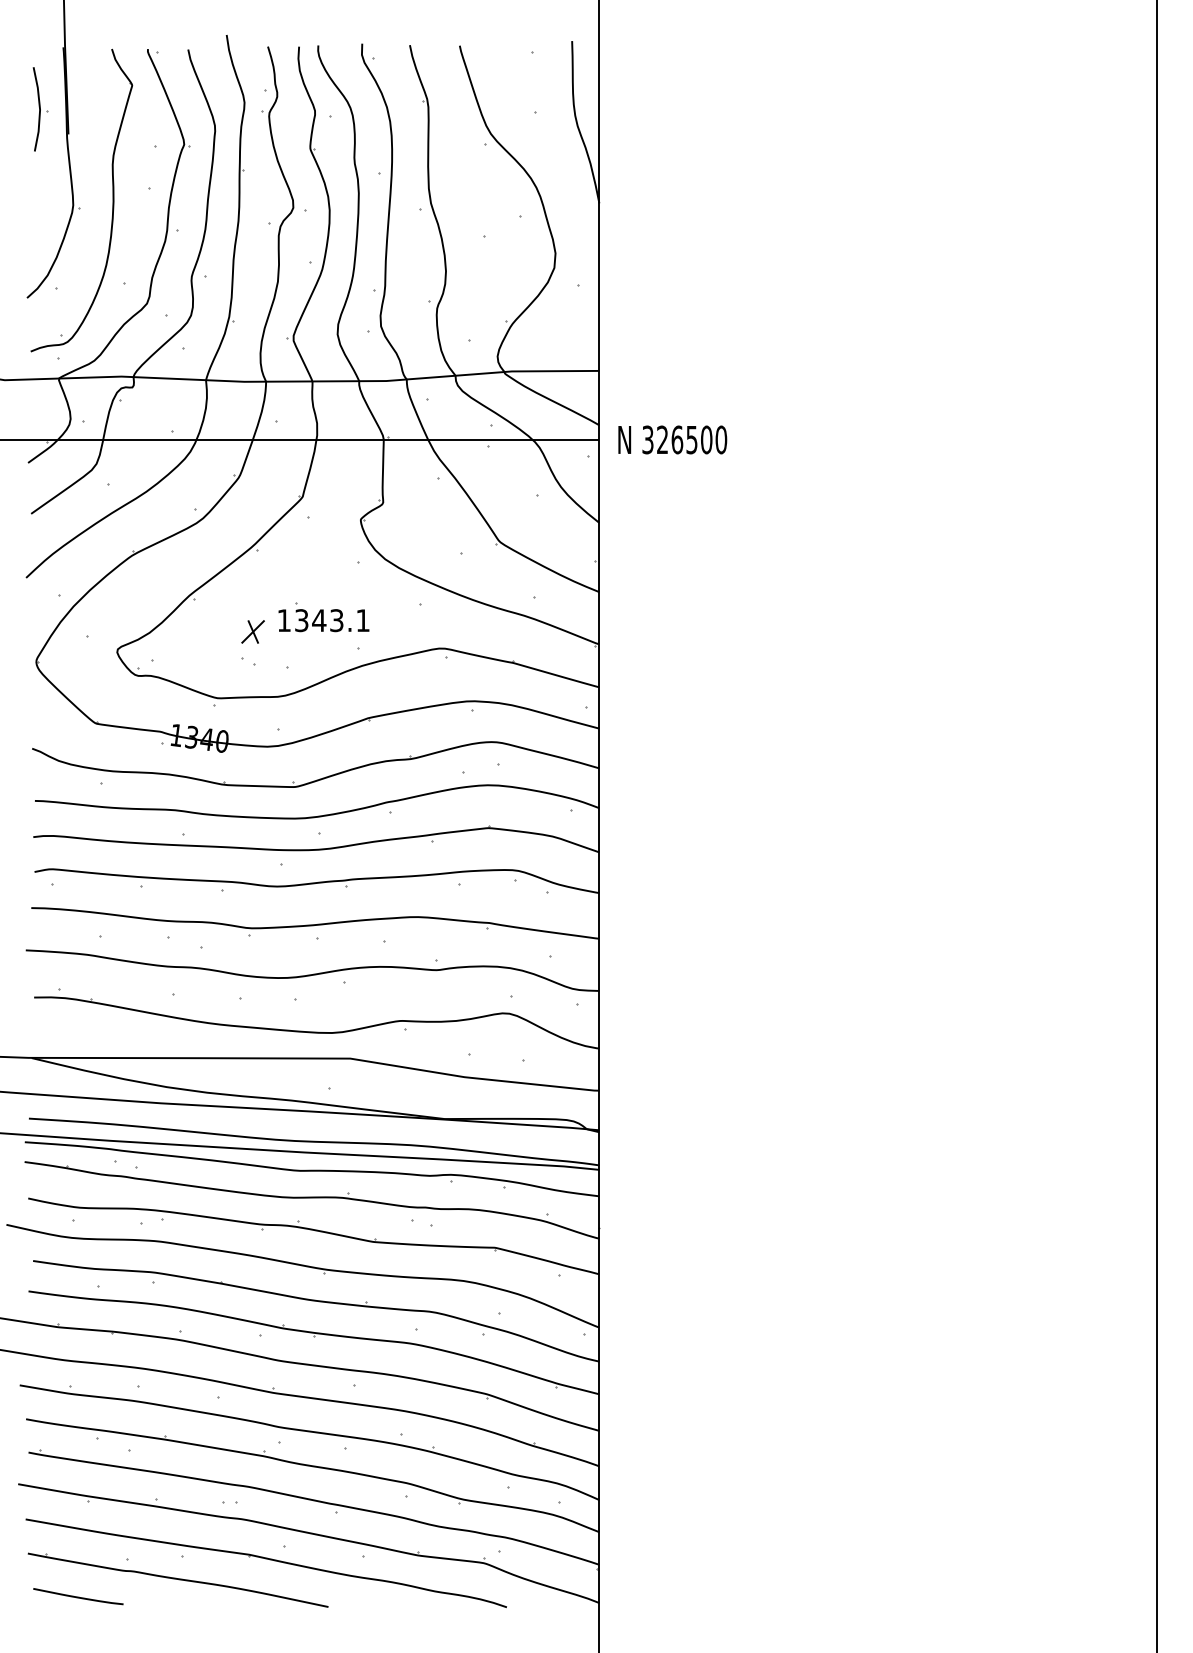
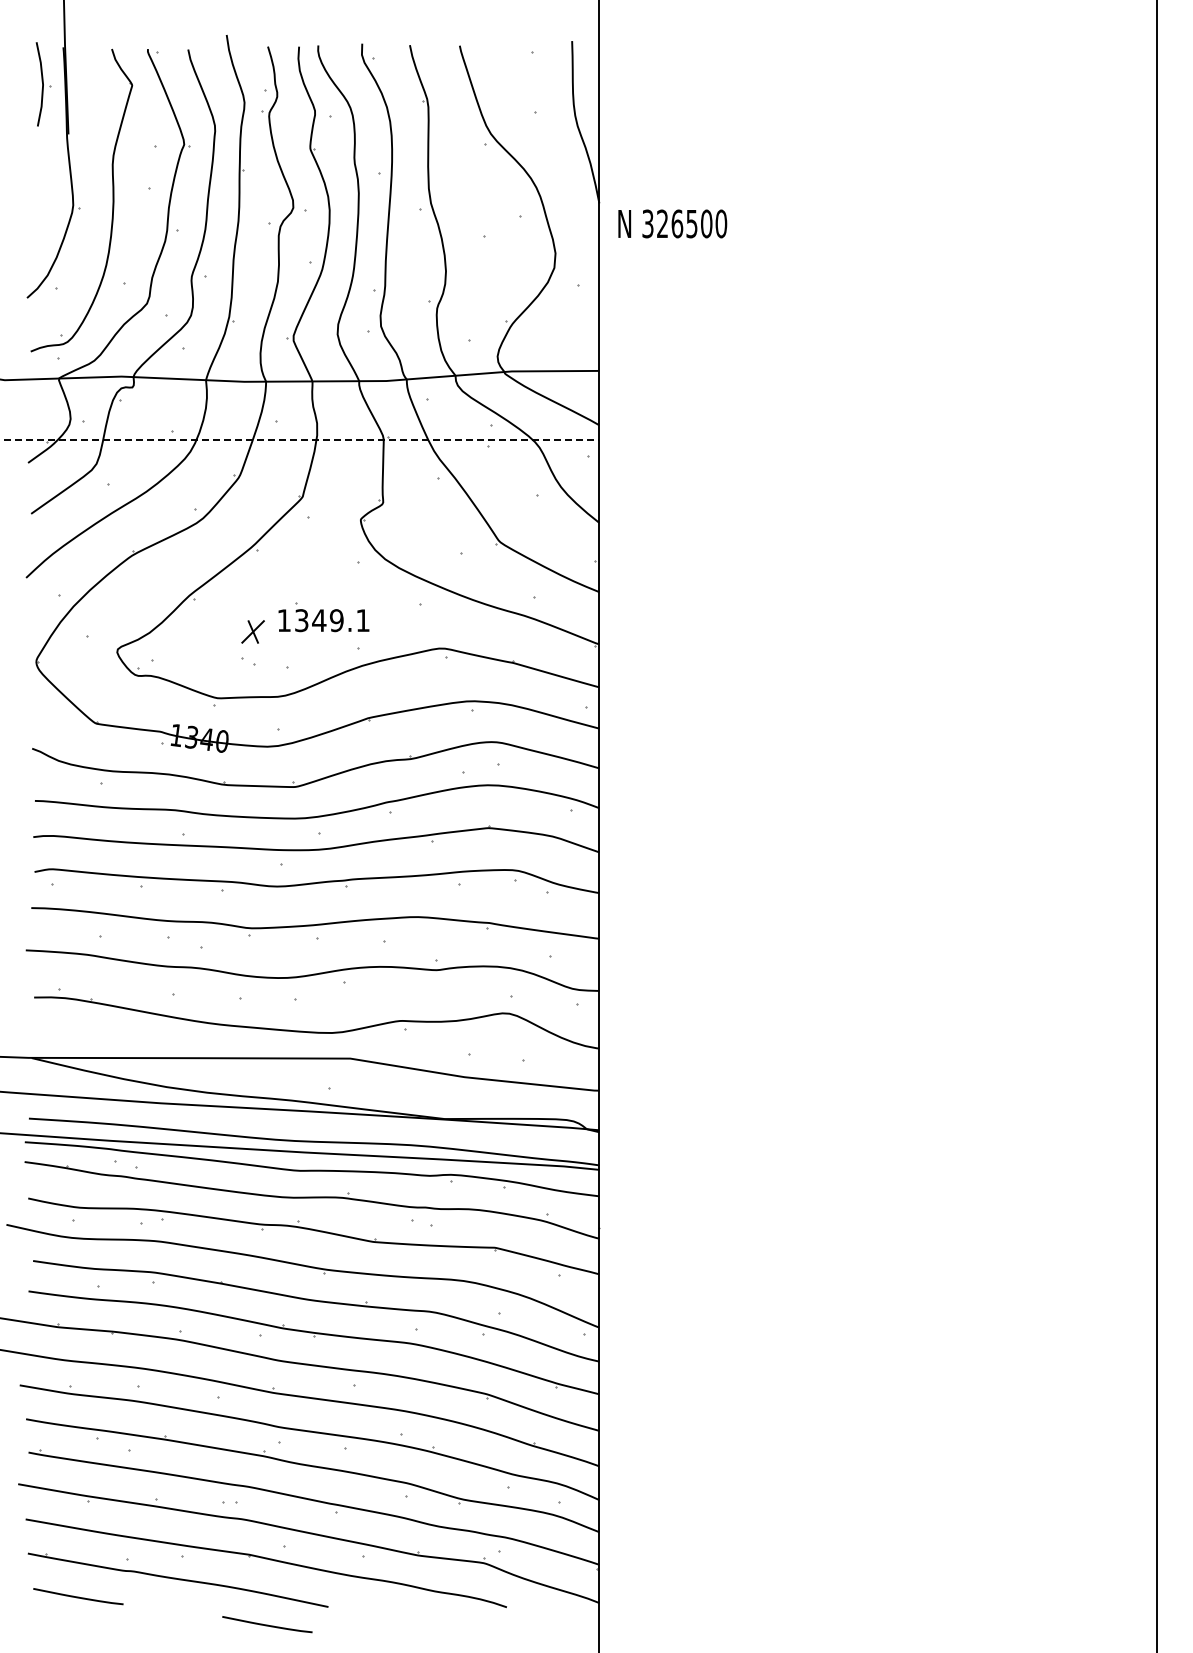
part position: (40, 109) -> (43, 84) (43, 84)
line: solid -> dashed (300, 439)
text position: (672, 439) -> (672, 223) (672, 223)
text: 1343.1 -> 1349.1 (336, 620)
curve: none -> present (267, 1624)
